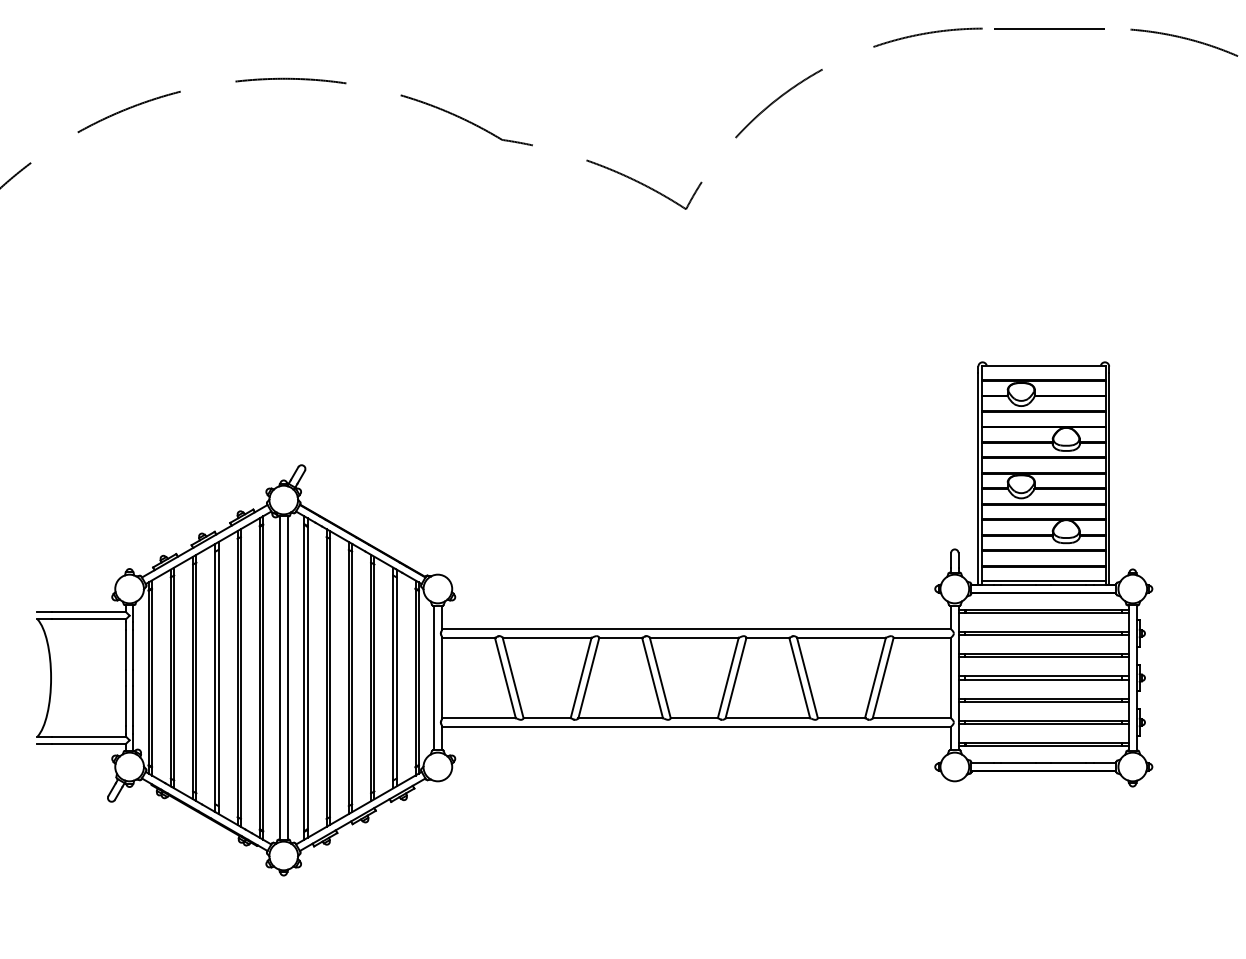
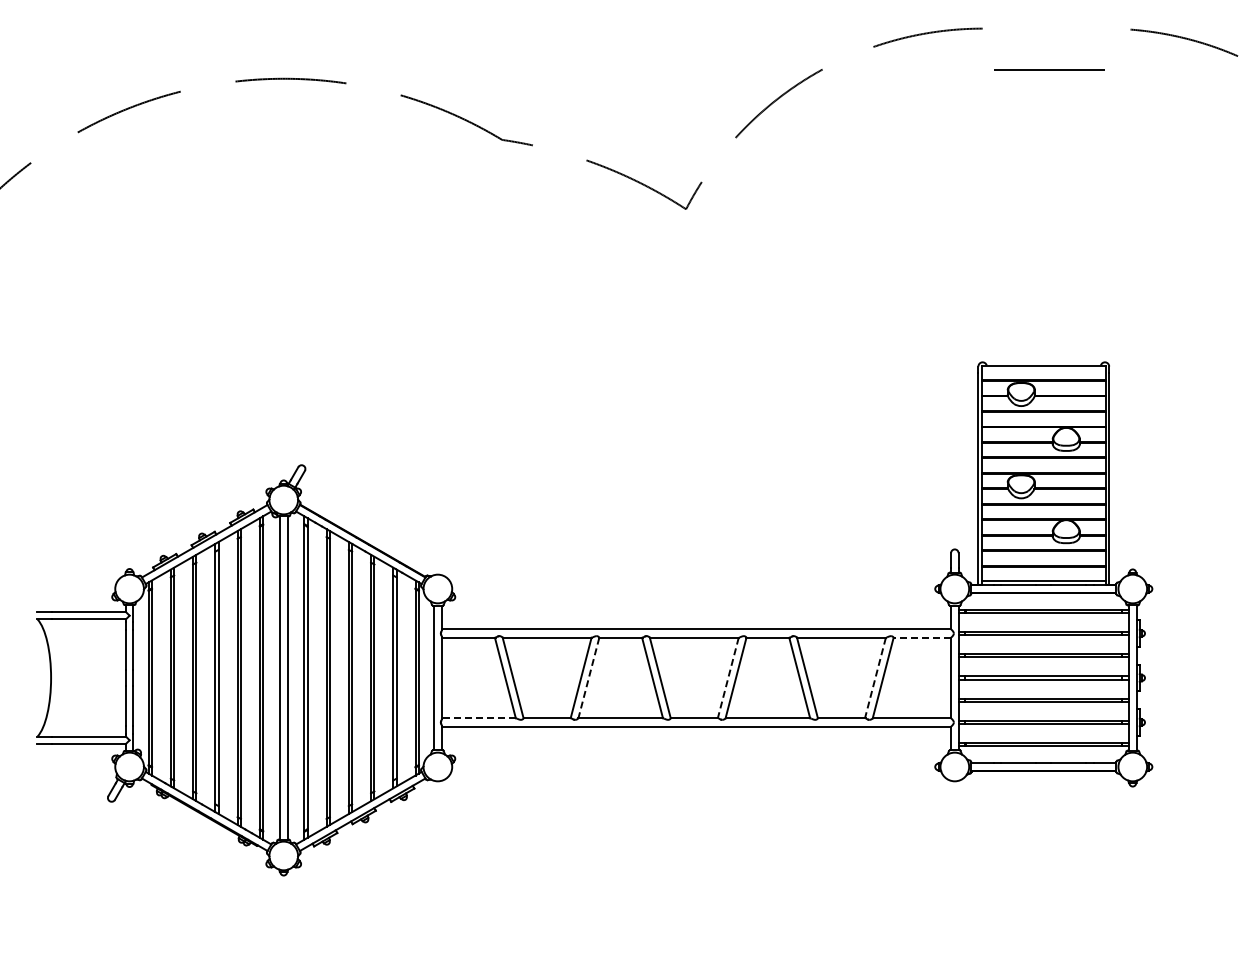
line position: (1049, 28) -> (1049, 69) (1049, 69)
line: solid -> dashed (922, 637)
line: solid -> dashed (728, 677)
line: solid -> dashed (875, 677)
line: solid -> dashed (588, 678)
line: solid -> dashed (479, 718)
